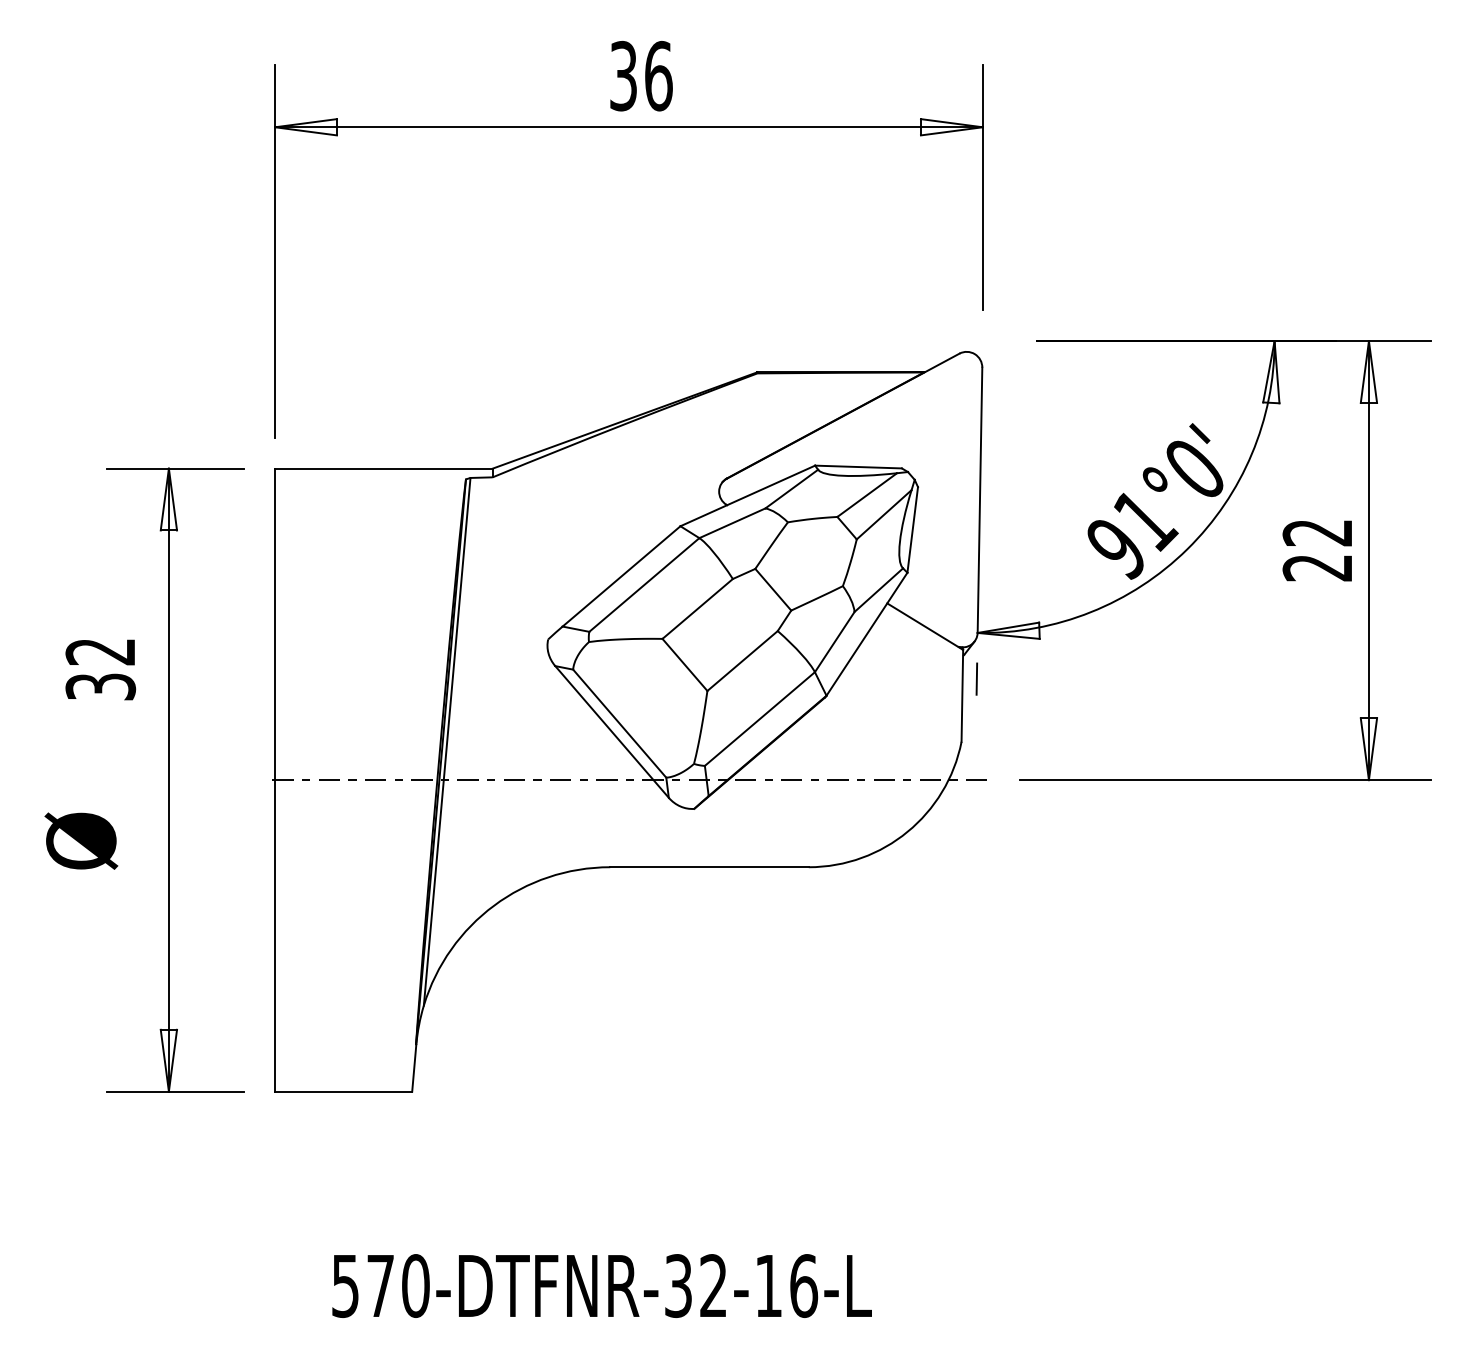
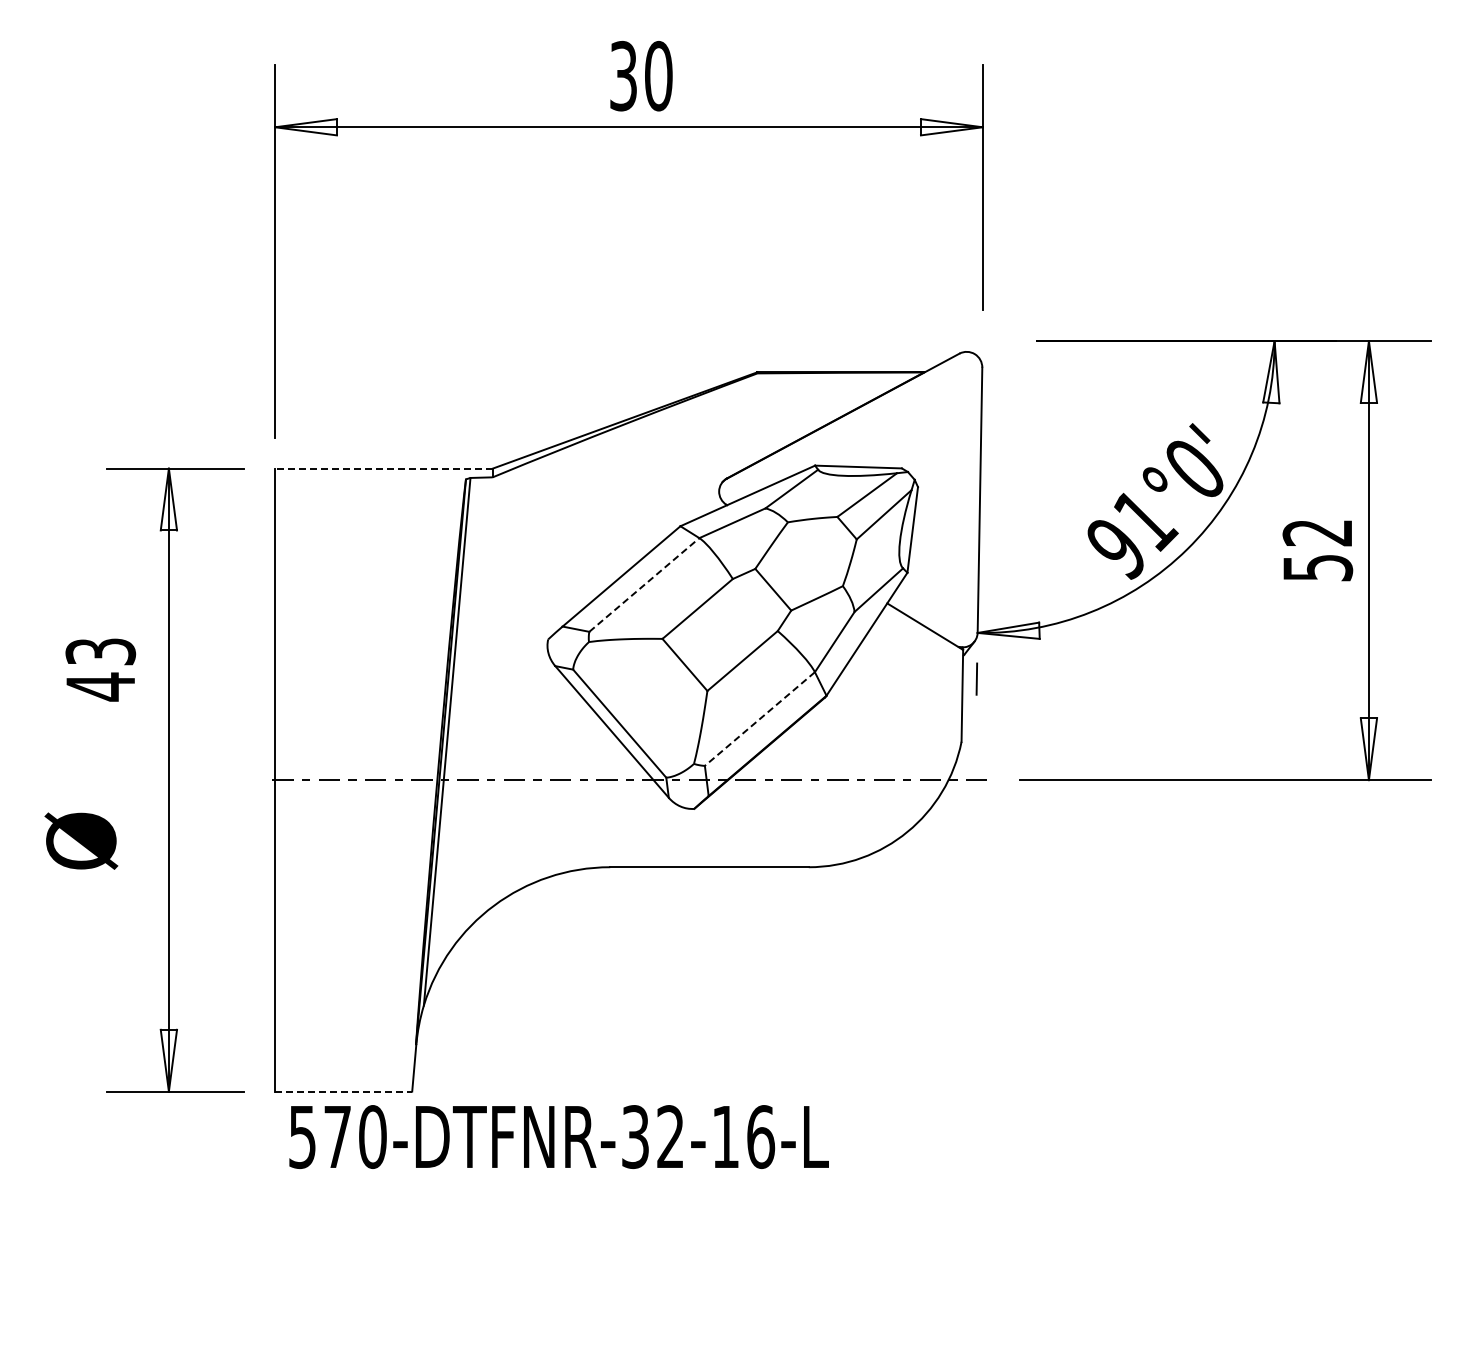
text: 36 -> 30 (658, 75)
line: solid -> dashed (383, 468)
text: 22 -> 52 (1317, 568)
line: solid -> dashed (644, 584)
text: 32 -> 43 (100, 669)
line: solid -> dashed (759, 719)
line: solid -> dashed (343, 1091)
text position: (601, 1285) -> (558, 1136) (558, 1136)
